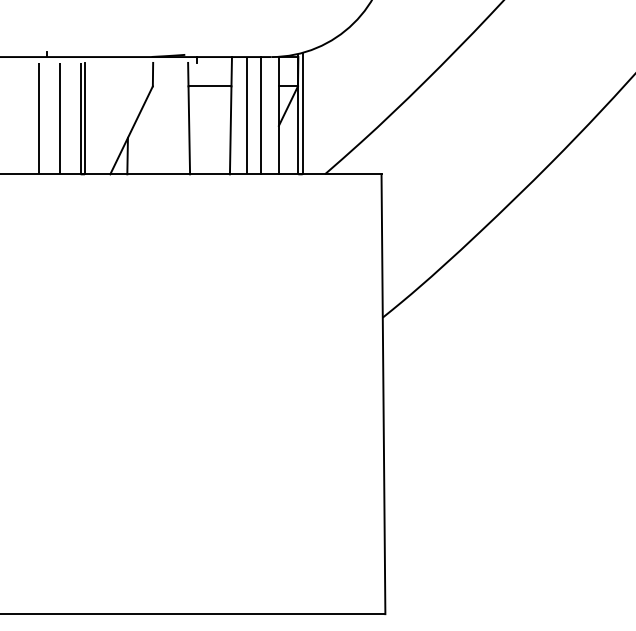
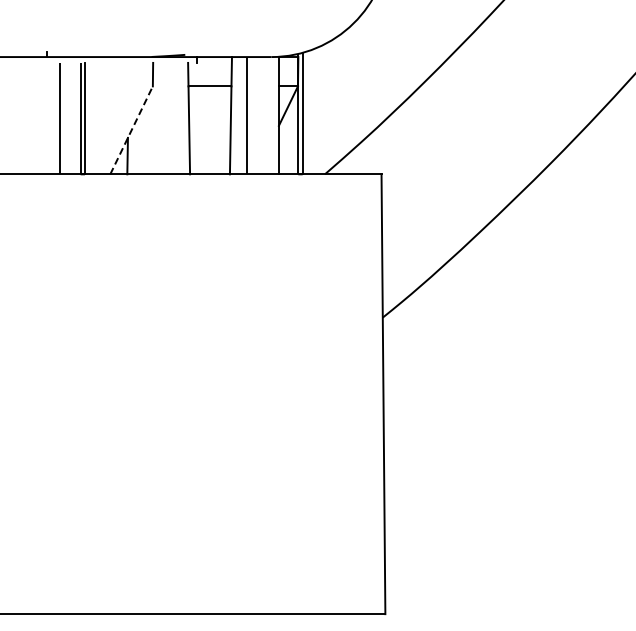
line: present -> none (261, 115)
line: present -> none (39, 118)
line: solid -> dashed (131, 130)
